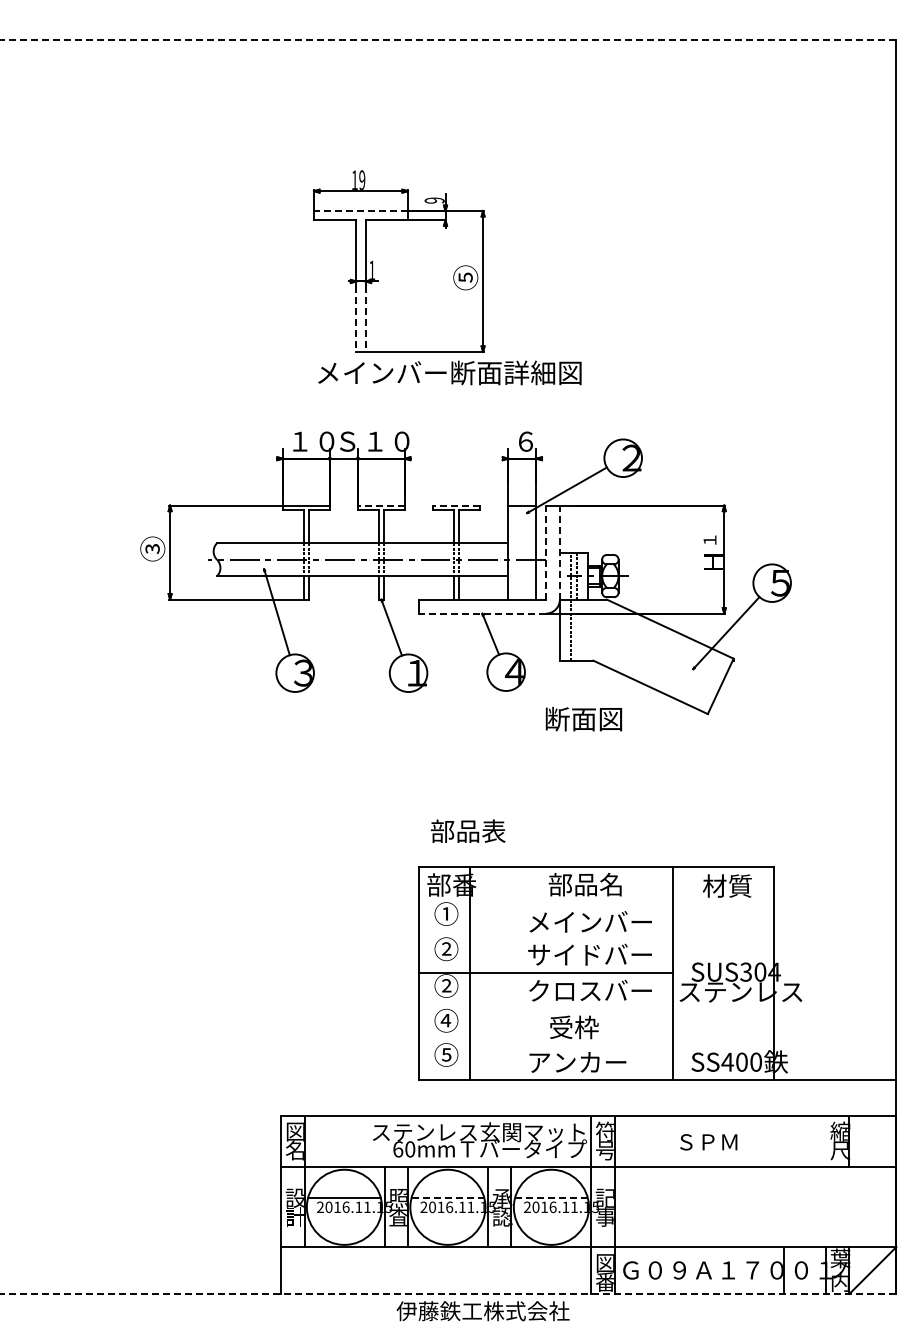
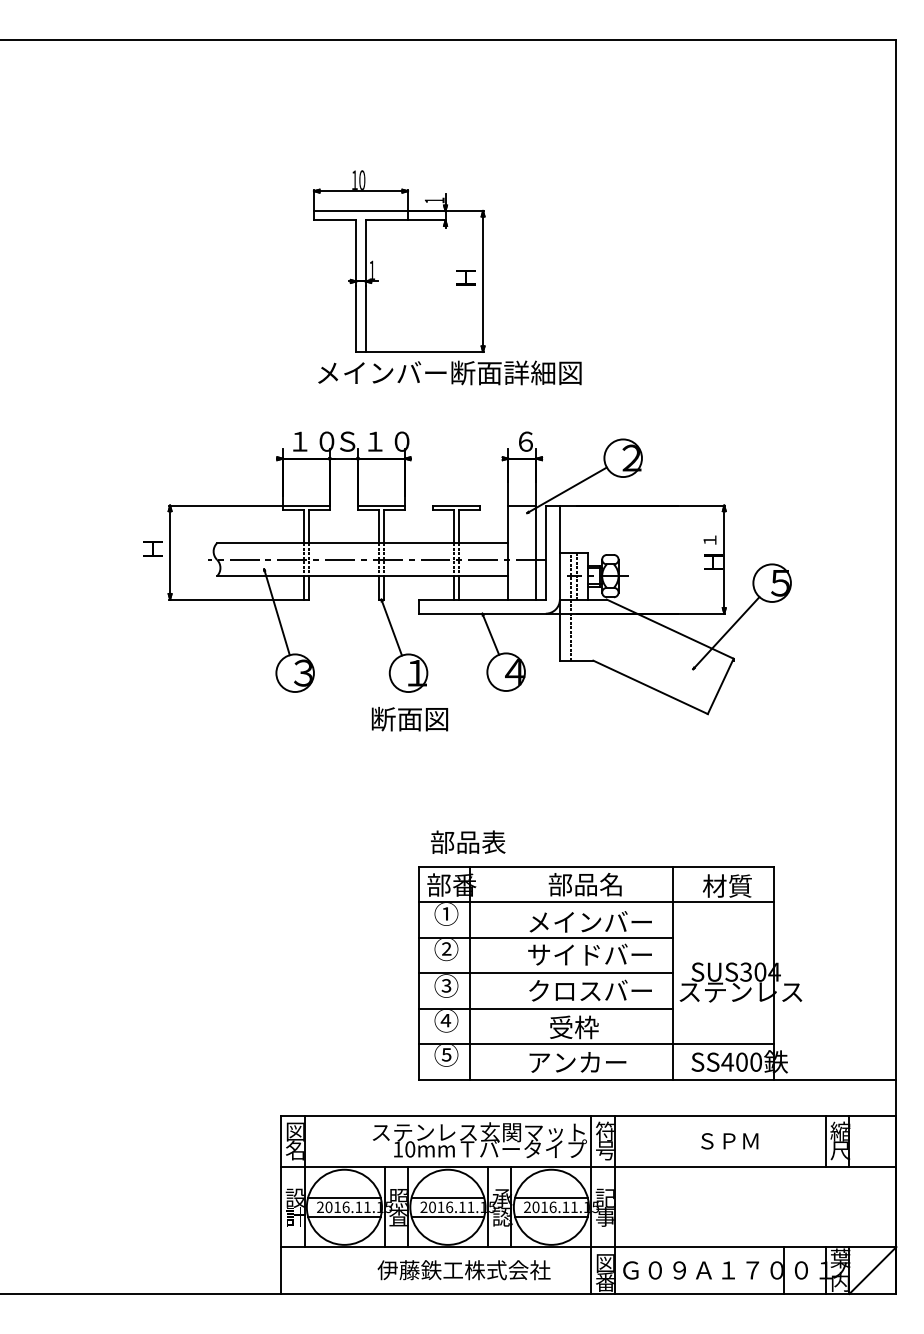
line: dashed -> solid (448, 40)
text: 19 -> 10 (362, 179)
text: 9 -> 1 (434, 200)
line: dashed -> solid (361, 210)
text: ⑤ -> Ｈ (465, 277)
line: dashed -> solid (356, 319)
line: dashed -> solid (365, 319)
line: dashed -> solid (380, 505)
line: dashed -> solid (456, 505)
text: ③ -> Ｈ (152, 548)
line: dashed -> solid (545, 552)
line: dashed -> solid (559, 552)
line: dashed -> solid (481, 613)
text position: (583, 719) -> (409, 719) (409, 719)
text position: (468, 830) -> (468, 841) (468, 841)
line: none -> present (596, 902)
line: none -> present (545, 937)
text: ② -> ③ (446, 985)
line: none -> present (545, 1008)
line: none -> present (596, 1044)
line: none -> present (825, 1141)
text position: (708, 1142) -> (729, 1141) (729, 1141)
text: 60mm -> 10mm (398, 1149)
line: dashed -> solid (448, 1197)
line: dashed -> solid (551, 1197)
line: none -> present (344, 1216)
line: none -> present (447, 1216)
line: none -> present (551, 1216)
line: dashed -> solid (448, 1293)
text position: (482, 1311) -> (463, 1270) (463, 1270)
